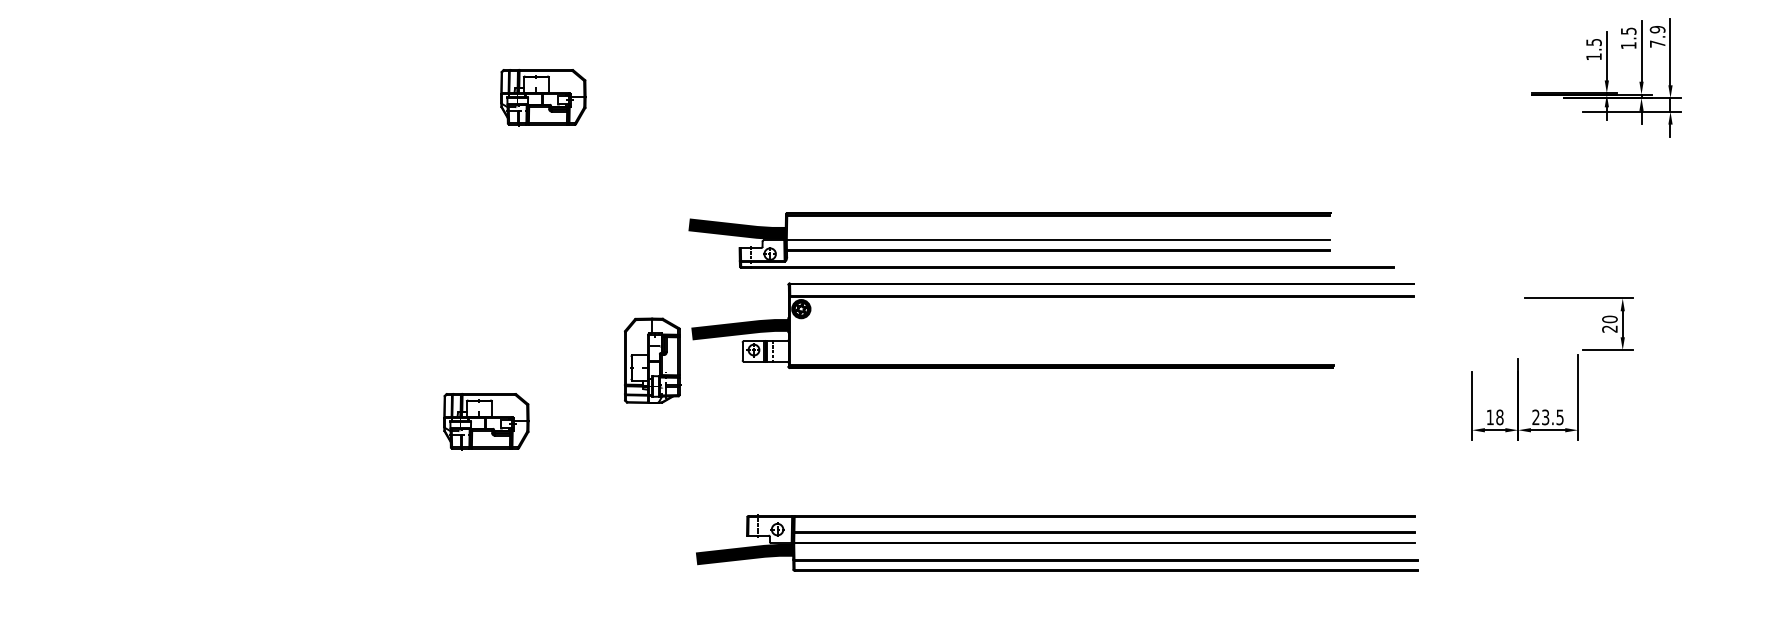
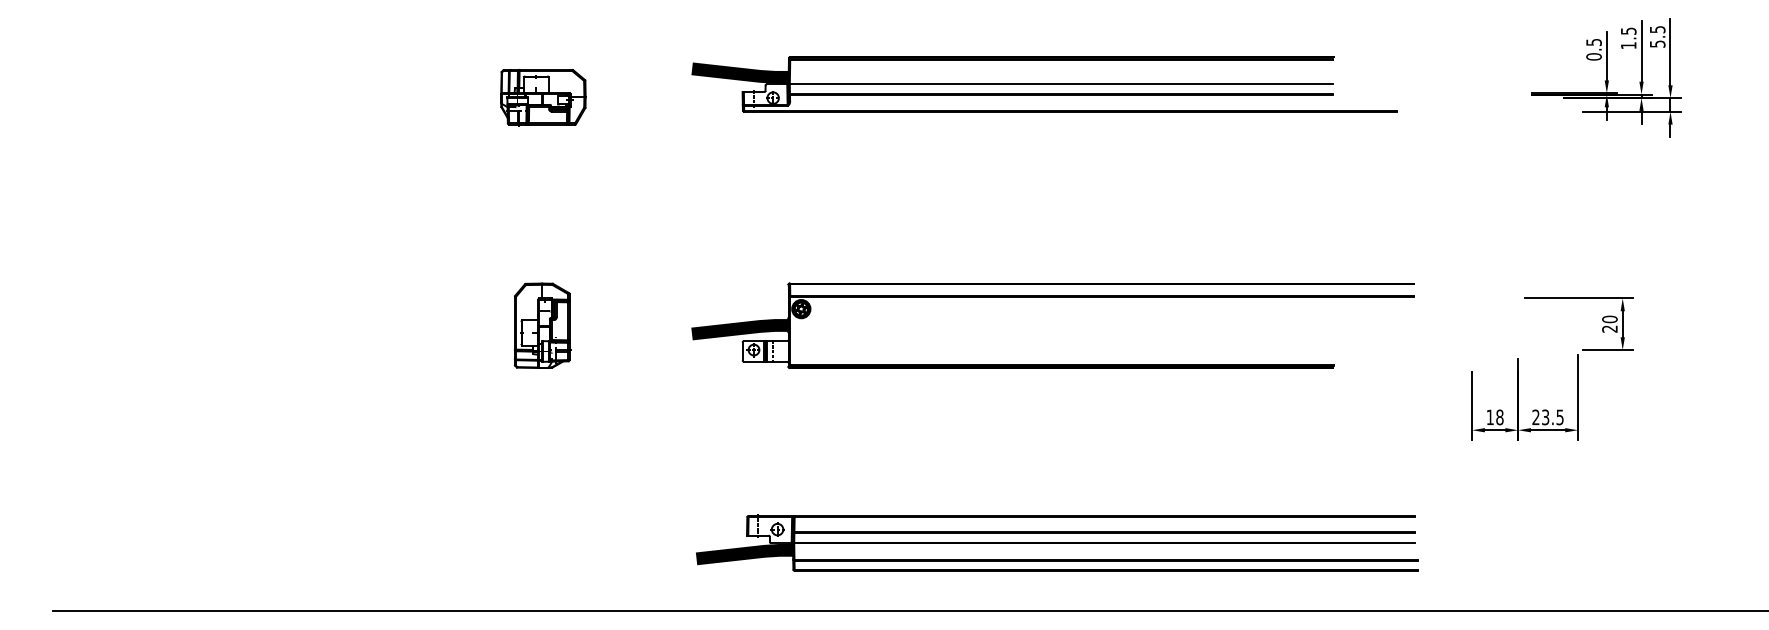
text: 7.9 -> 5.5 (1657, 36)
text: 1.5 -> 0.5 (1593, 56)
part position: (1041, 240) -> (1044, 84) (1044, 84)
part position: (652, 360) -> (542, 325) (542, 325)
part: present -> none (486, 421)
line: none -> present (909, 611)
